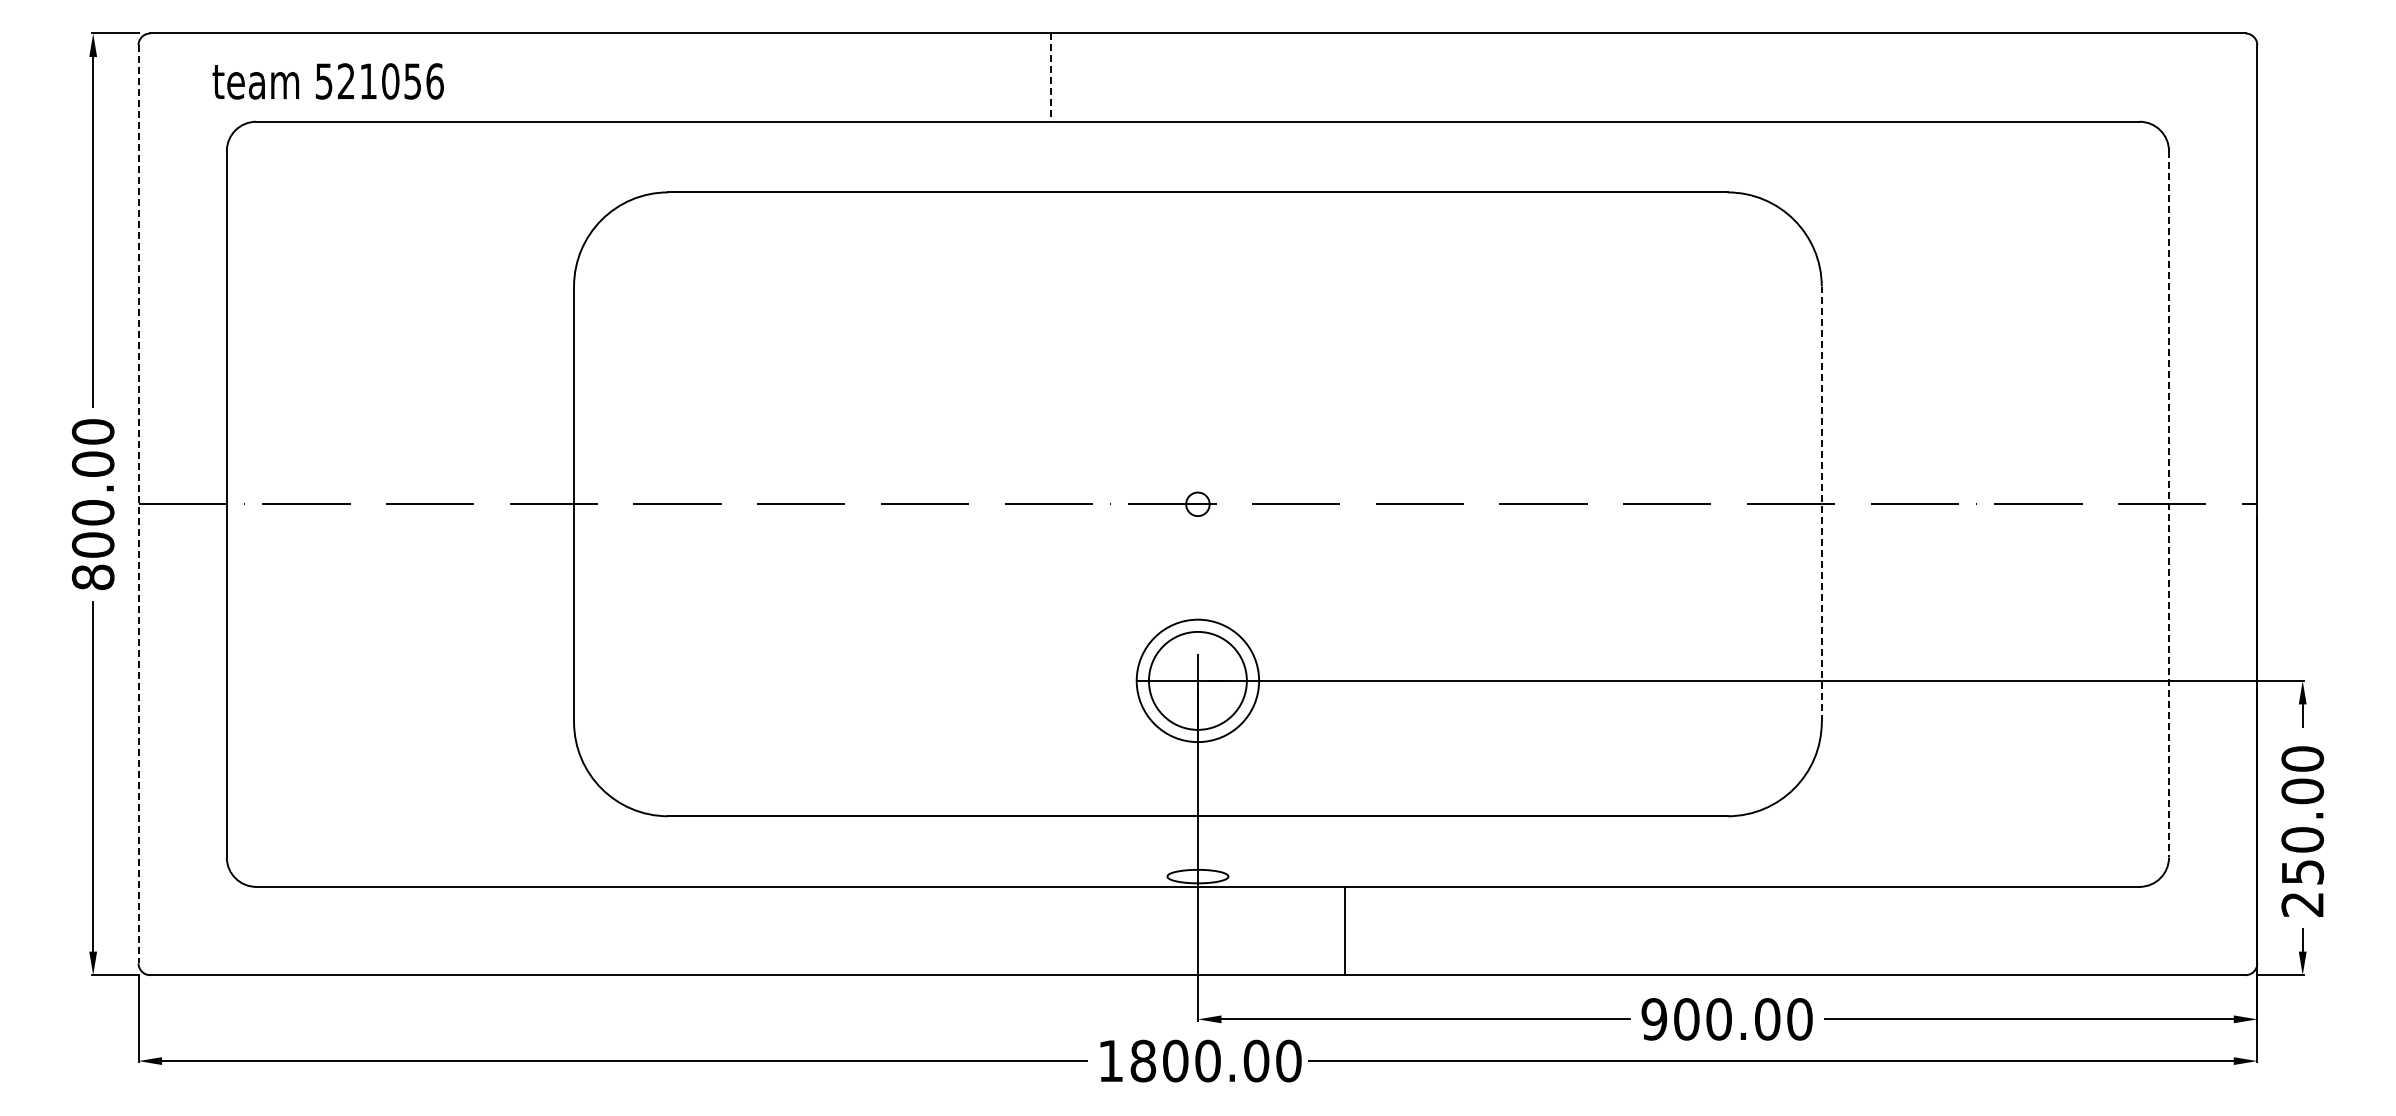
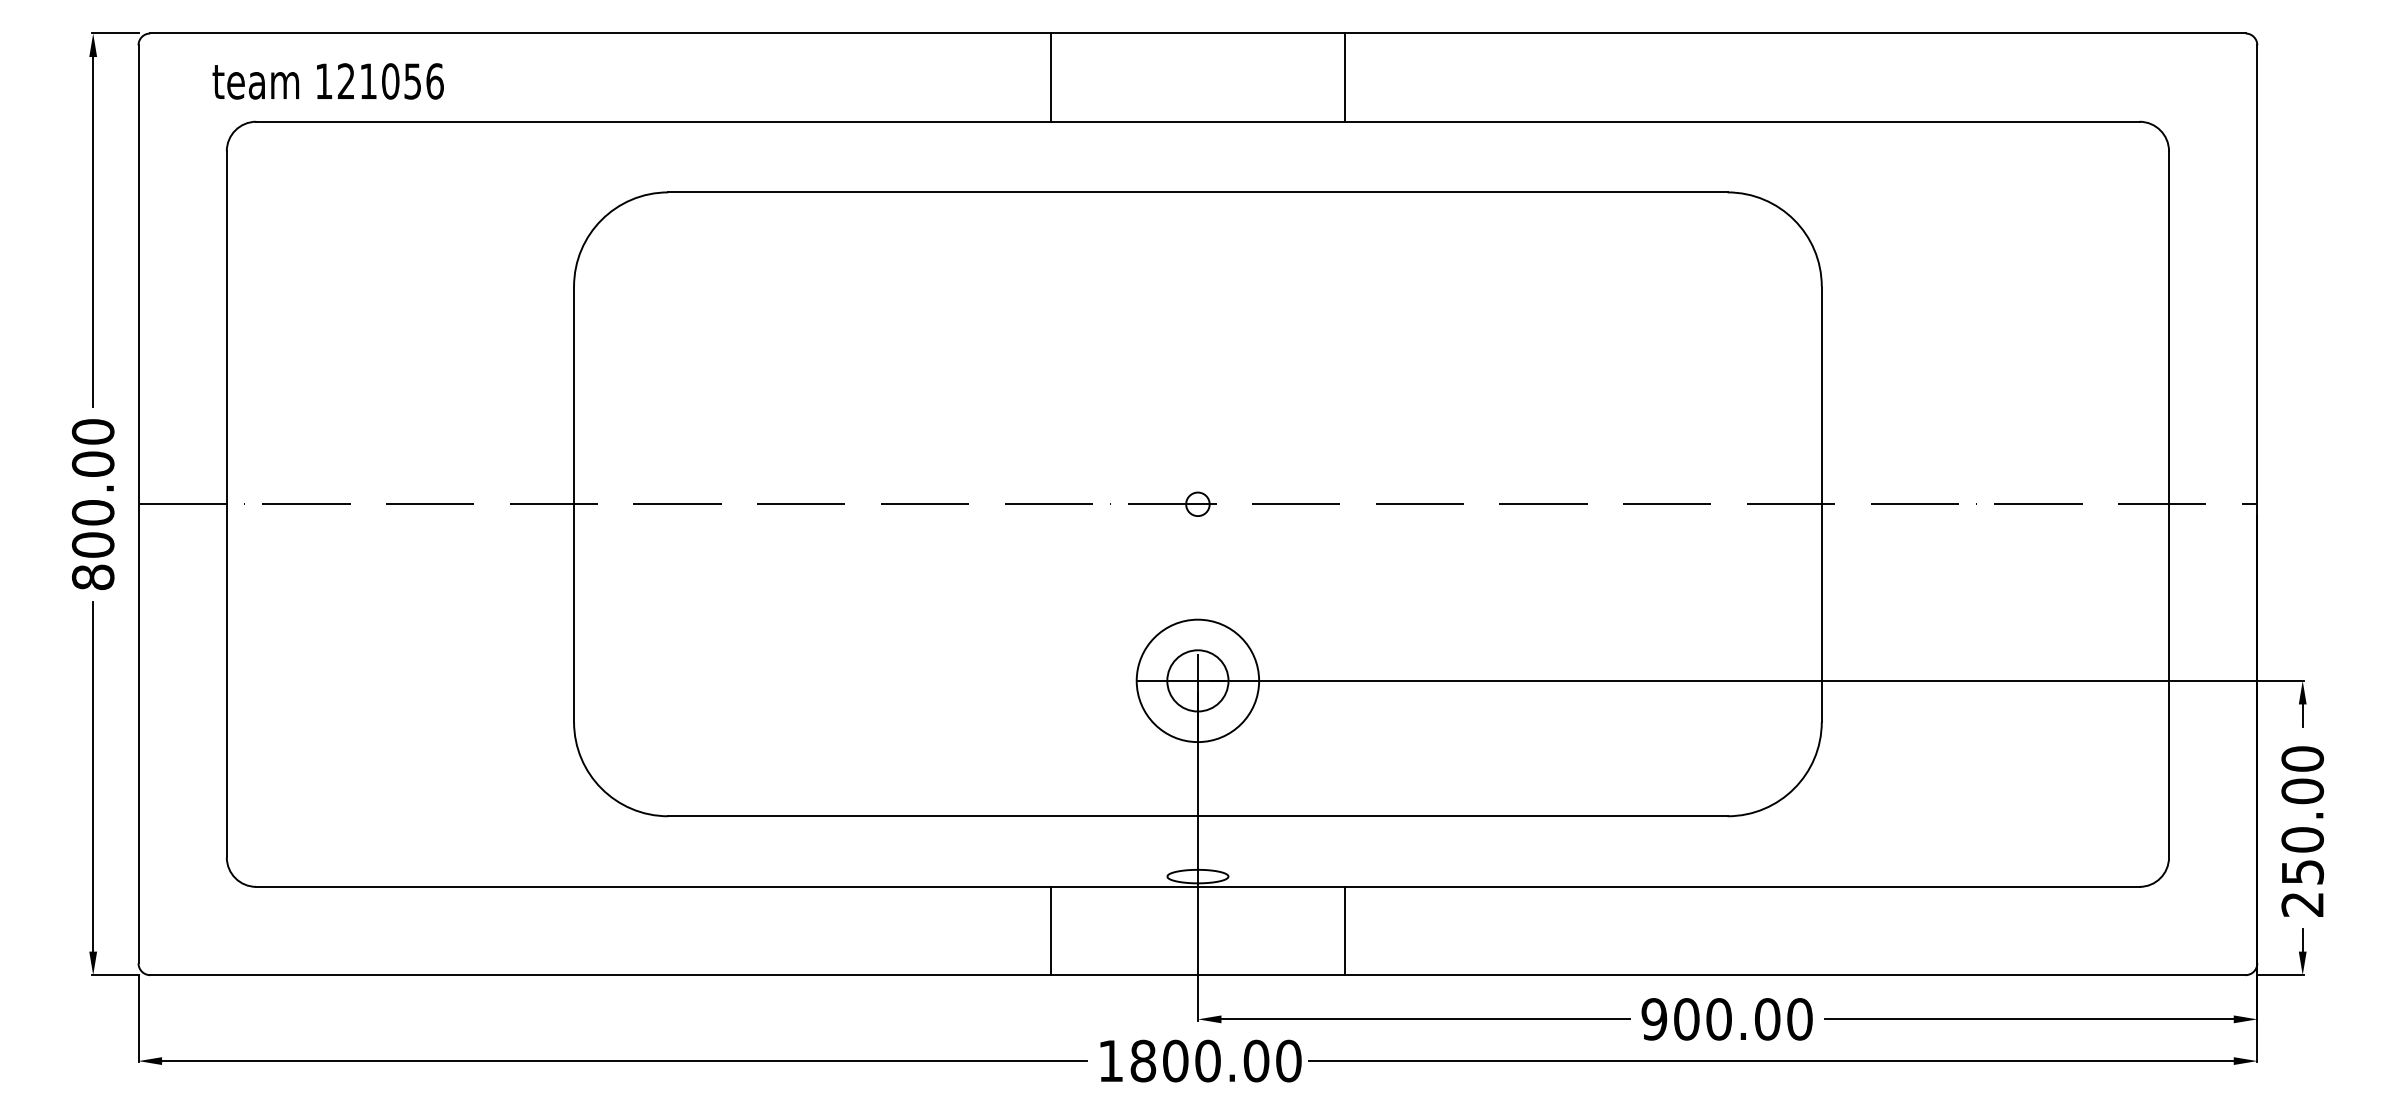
line: none -> present (1345, 77)
line: dashed -> solid (1050, 78)
text: 521056 -> 121056 (323, 81)
line: dashed -> solid (138, 504)
line: dashed -> solid (1821, 504)
line: dashed -> solid (2169, 504)
circle diameter: 98 px -> 61 px (1197, 680)
line: none -> present (1050, 930)
